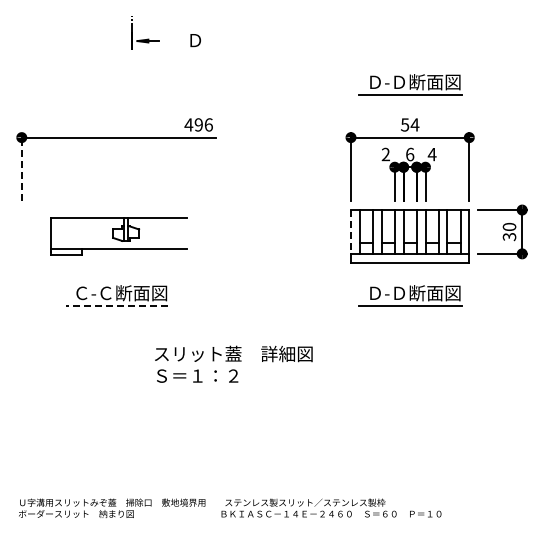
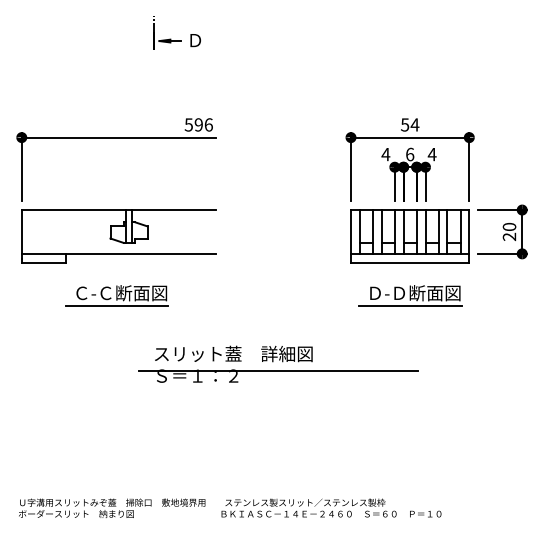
part position: (147, 38) -> (169, 38) (169, 38)
part: present -> none (410, 84)
text: 496 -> 596 (188, 124)
text: 2 -> 4 (385, 154)
line: dashed -> solid (21, 166)
line: dashed -> solid (351, 231)
part size: 138x39 px -> 196x55 px (118, 236)
text: 30 -> 20 (509, 236)
line: dashed -> solid (116, 306)
line: none -> present (278, 370)
